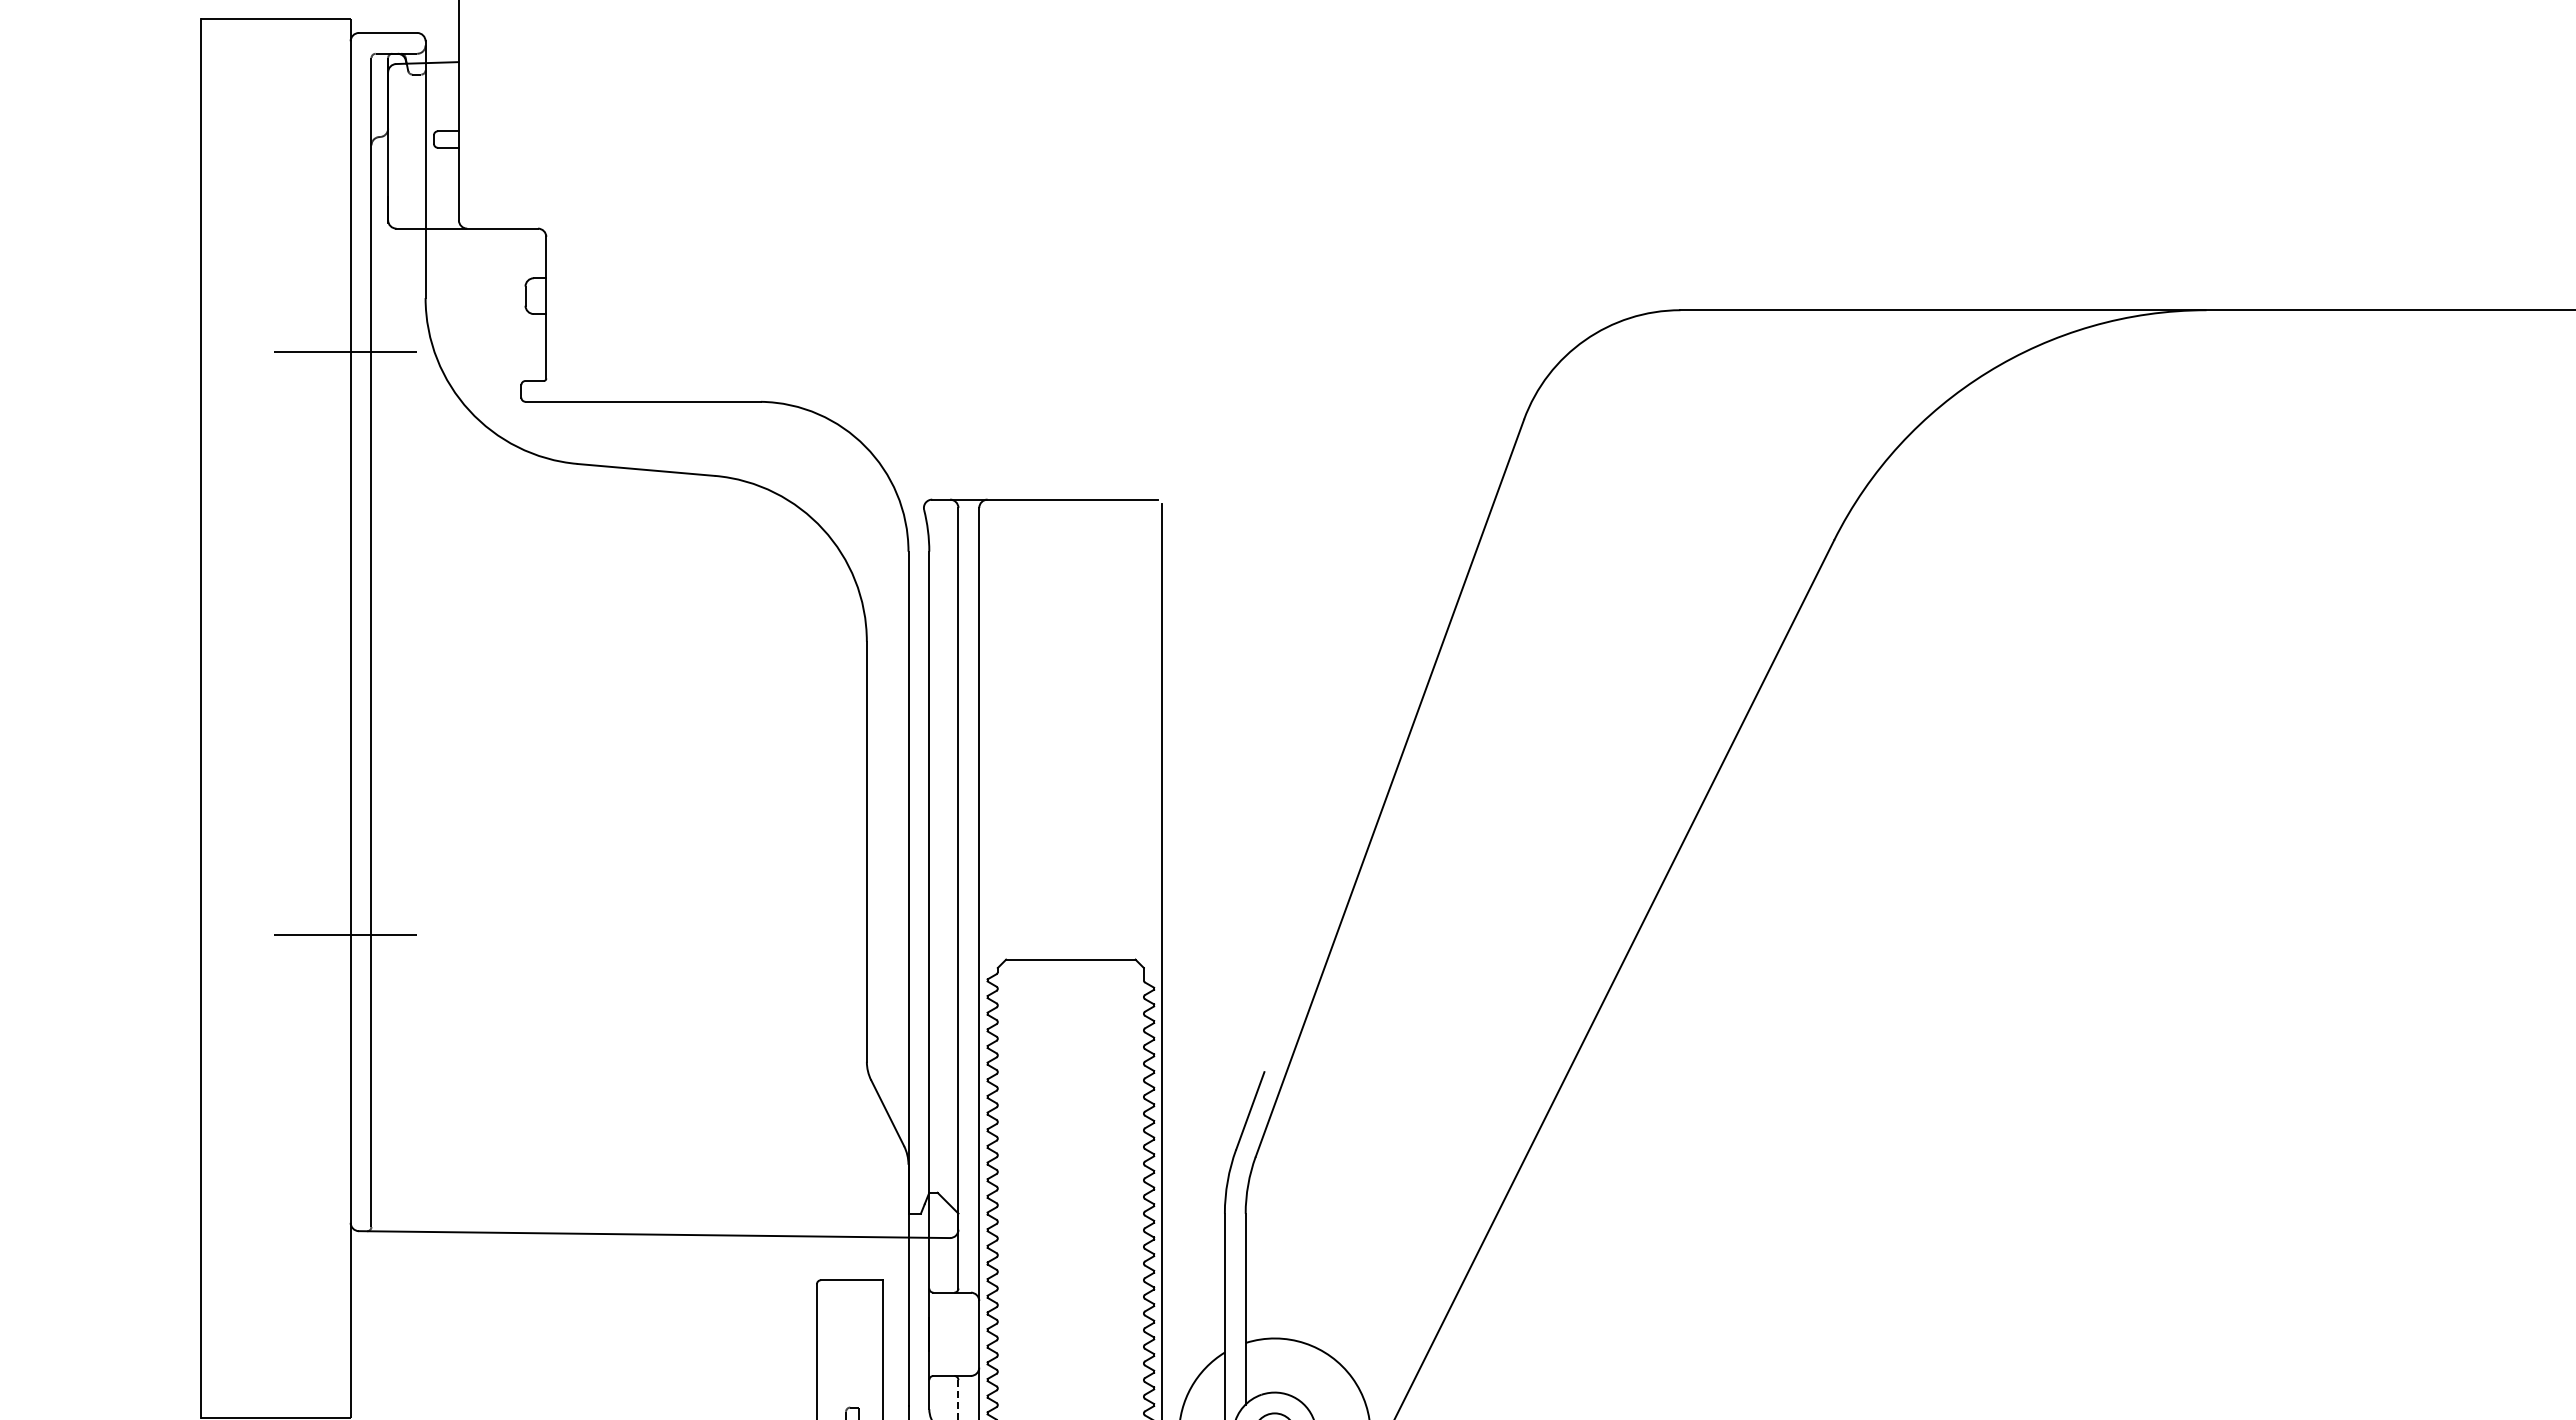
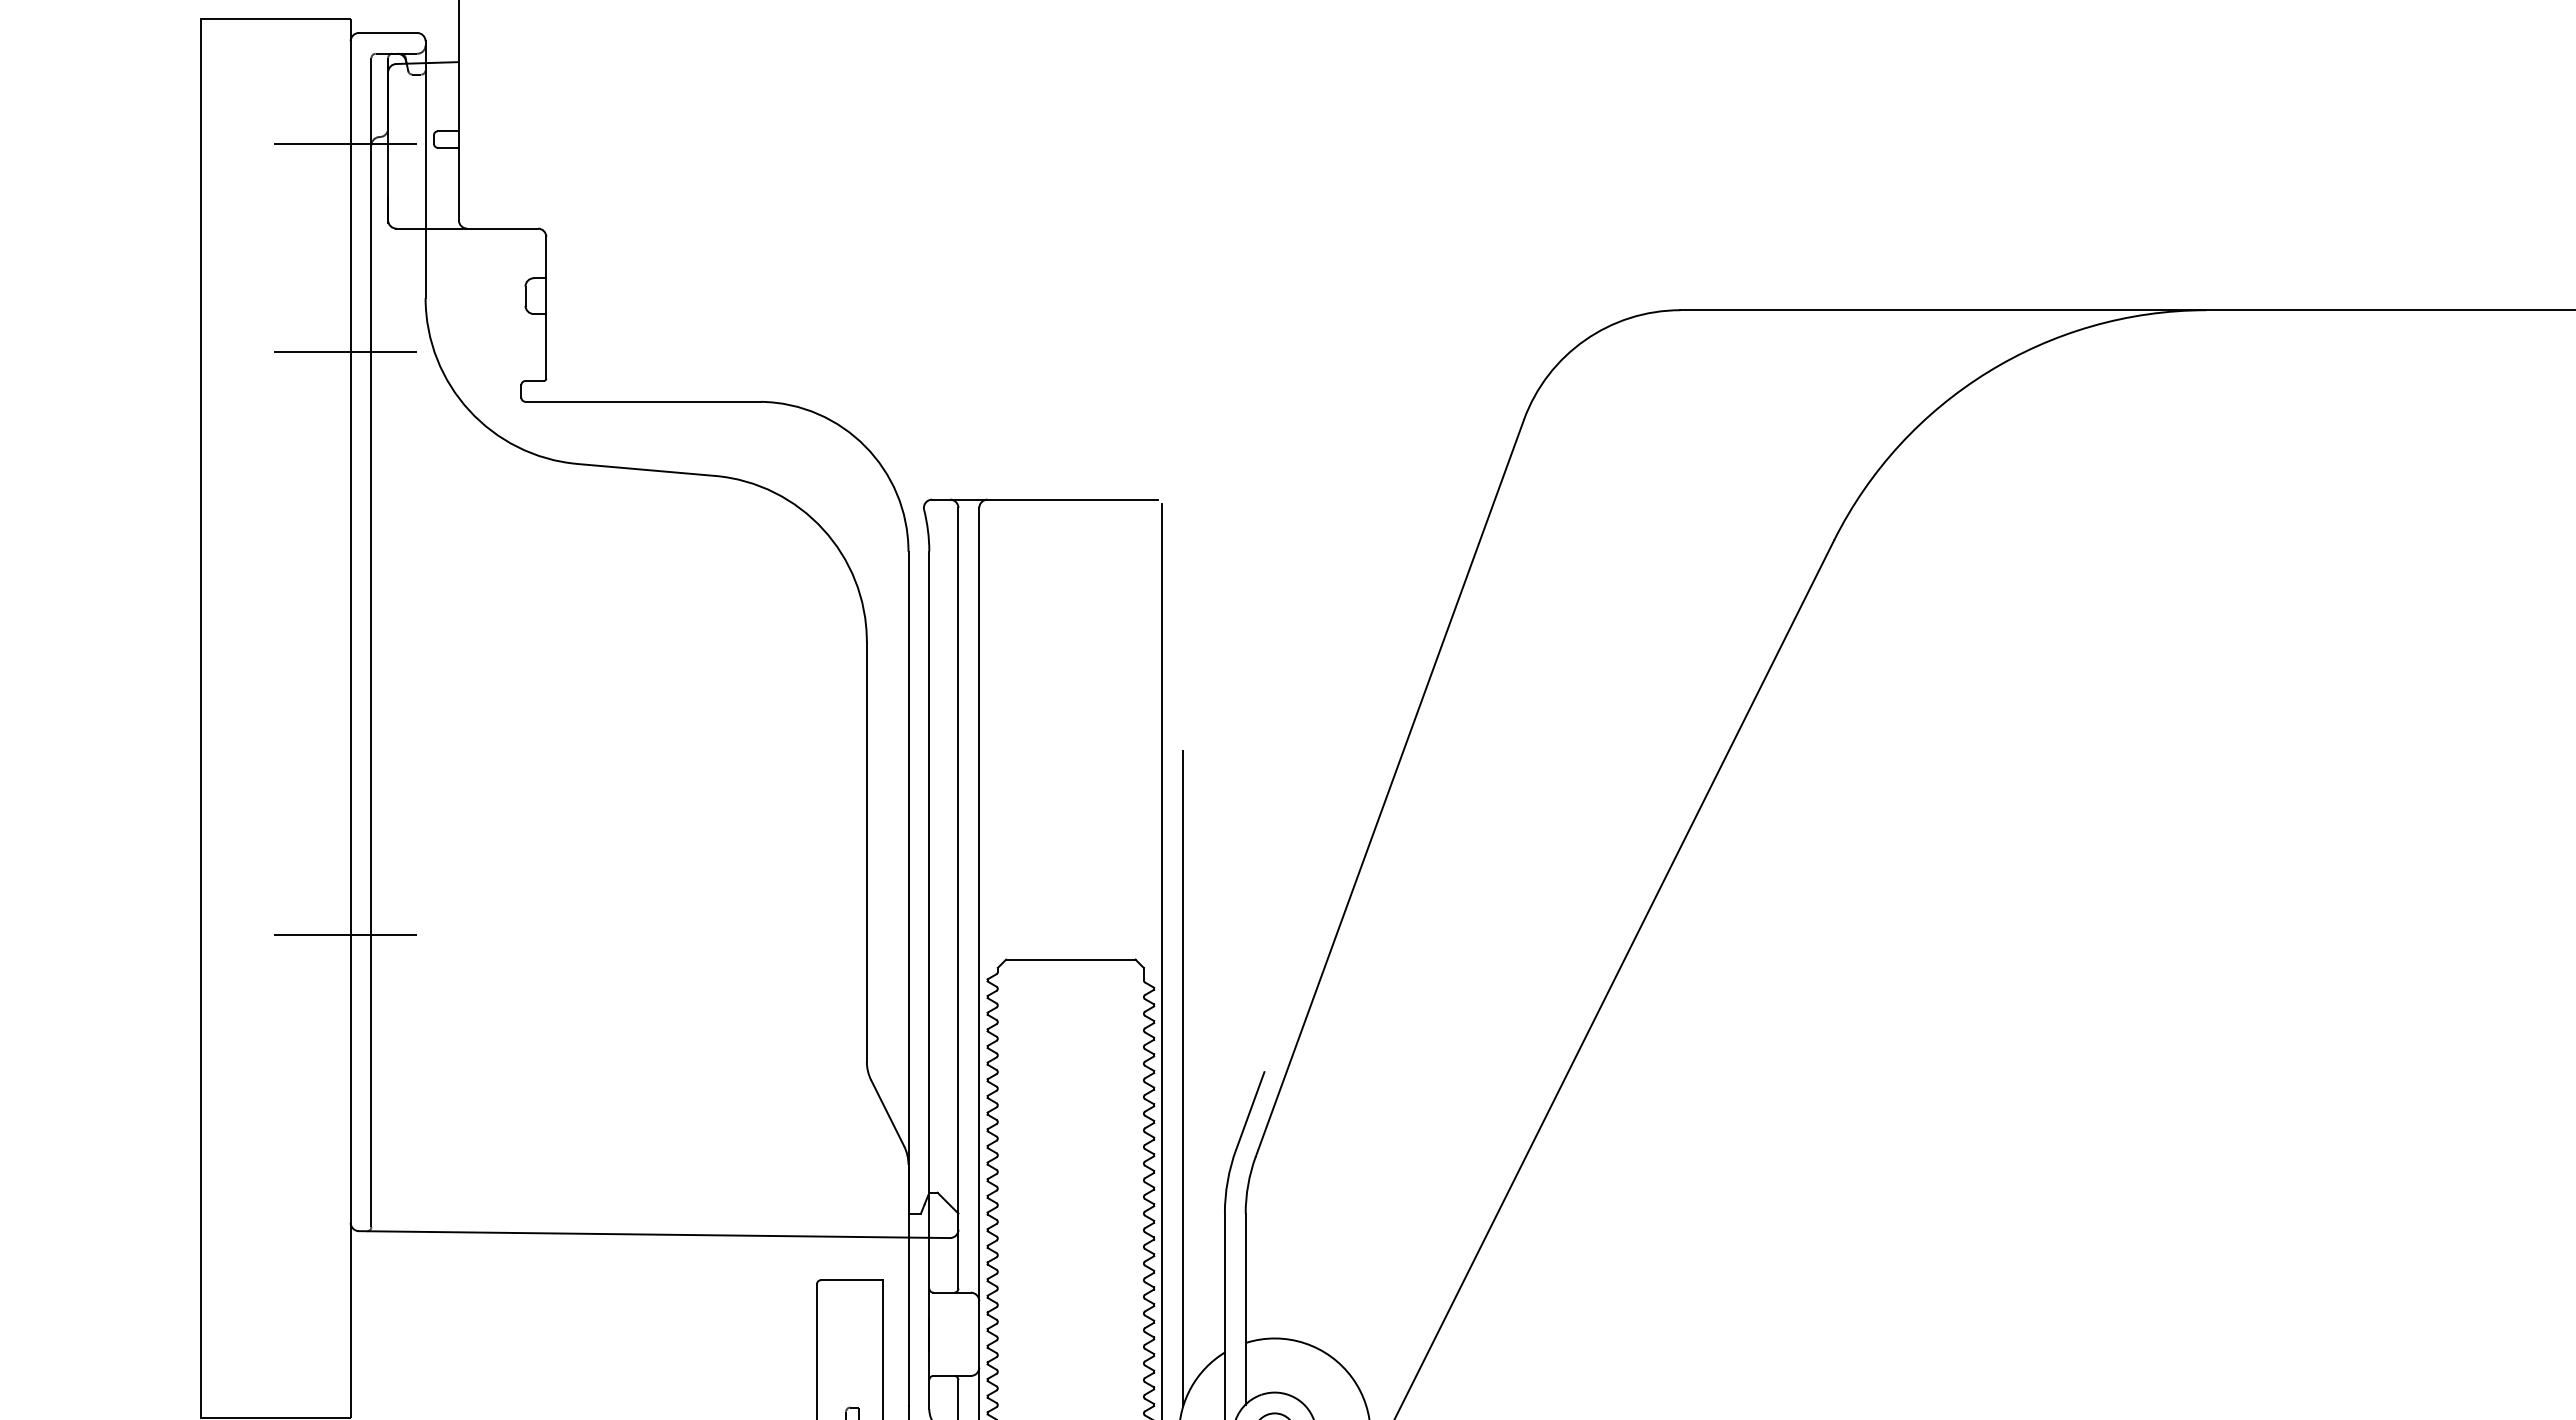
line: none -> present (345, 143)
line: none -> present (1183, 1078)
line: dashed -> solid (958, 1400)
